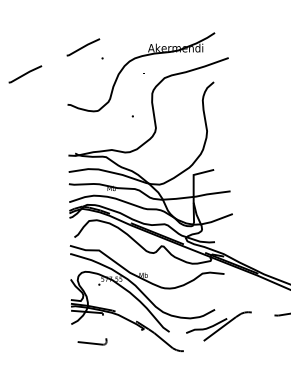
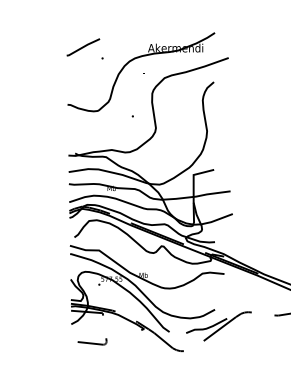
line: present -> none (25, 74)
